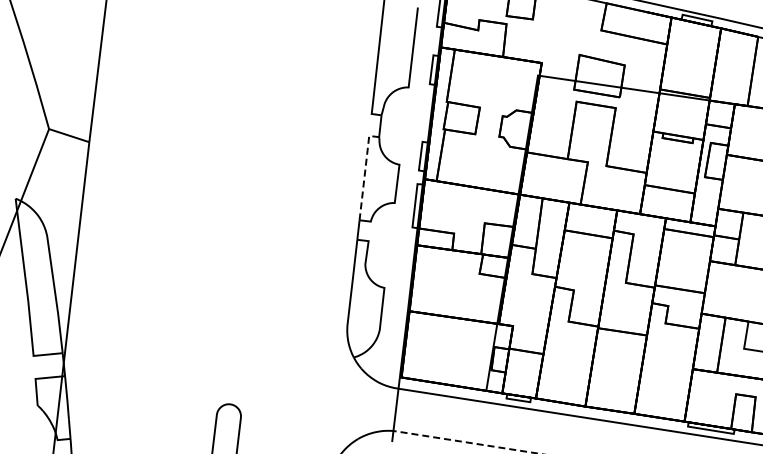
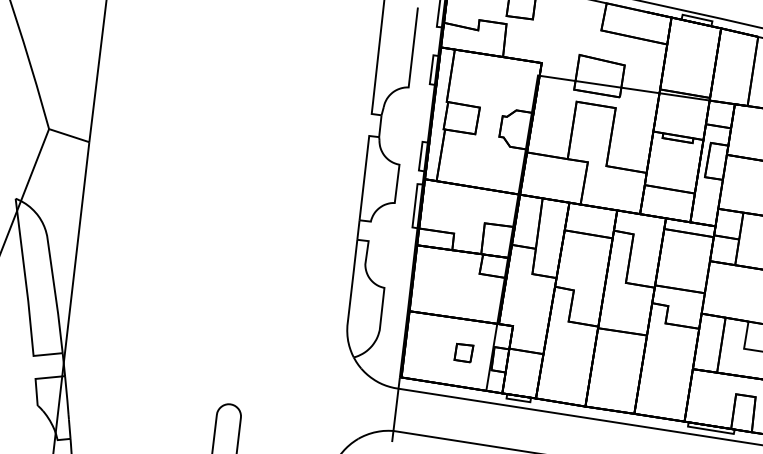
line: dashed -> solid (365, 172)
part: none -> present (463, 352)
line: dashed -> solid (465, 442)
